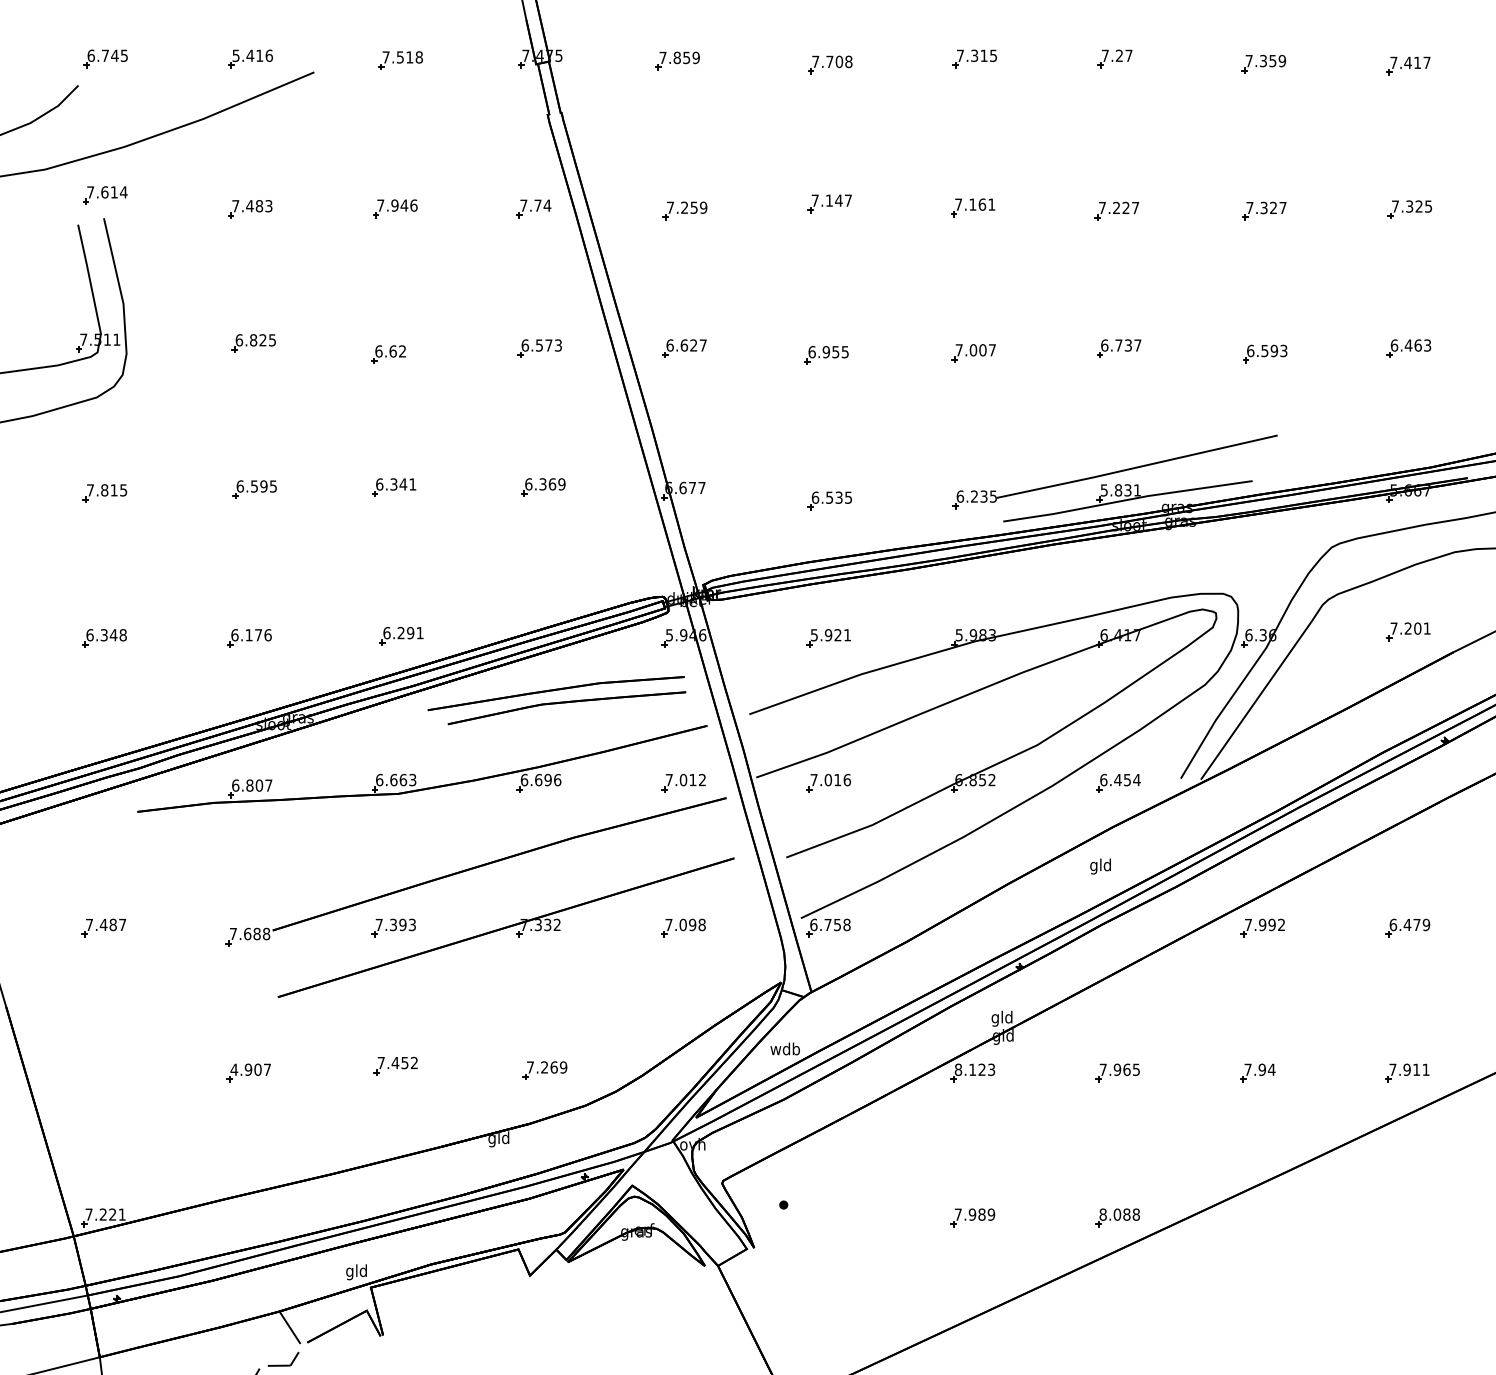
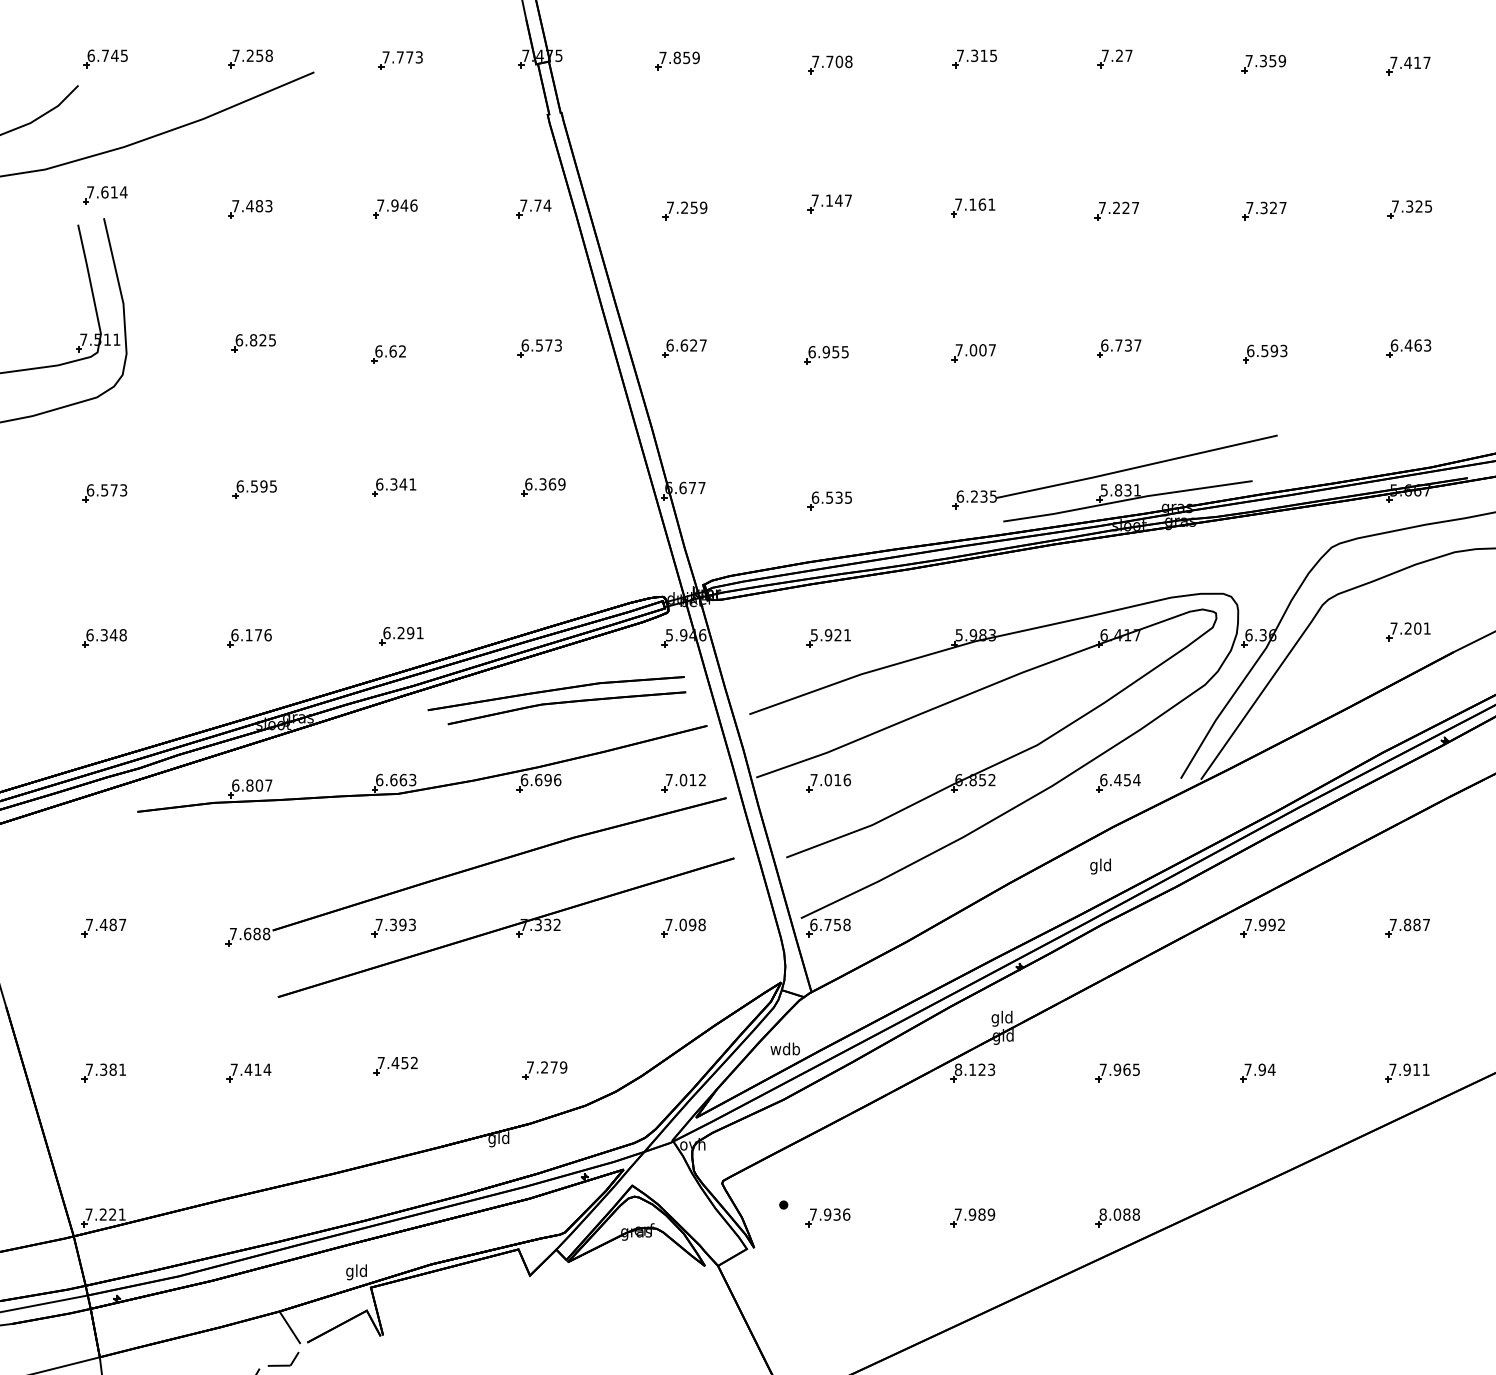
text: 5.416 -> 7.258 (252, 55)
text: 7.518 -> 7.773 (409, 57)
text: 7.815 -> 6.573 (106, 490)
text: 6.479 -> 7.887 (1409, 924)
text: 7.269 -> 7.279 (553, 1067)
text: 4.907 -> 7.414 (250, 1069)
part: none -> present (103, 1072)
part: none -> present (827, 1217)
